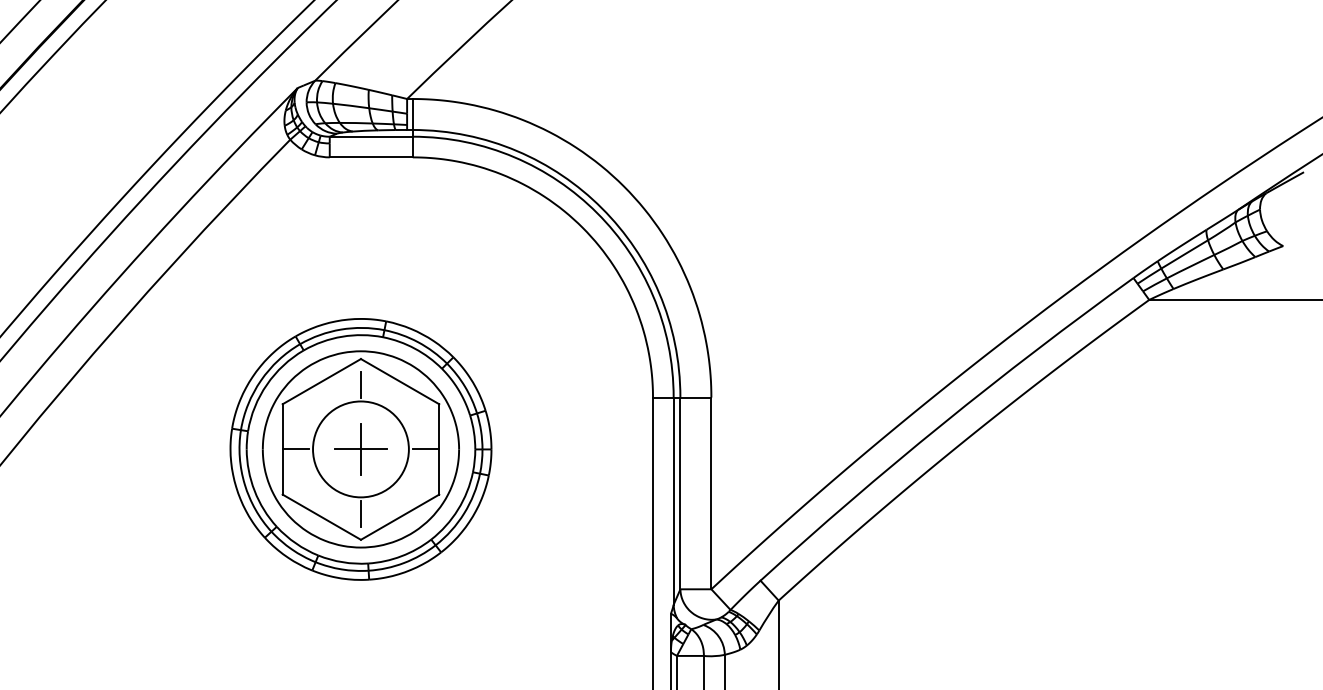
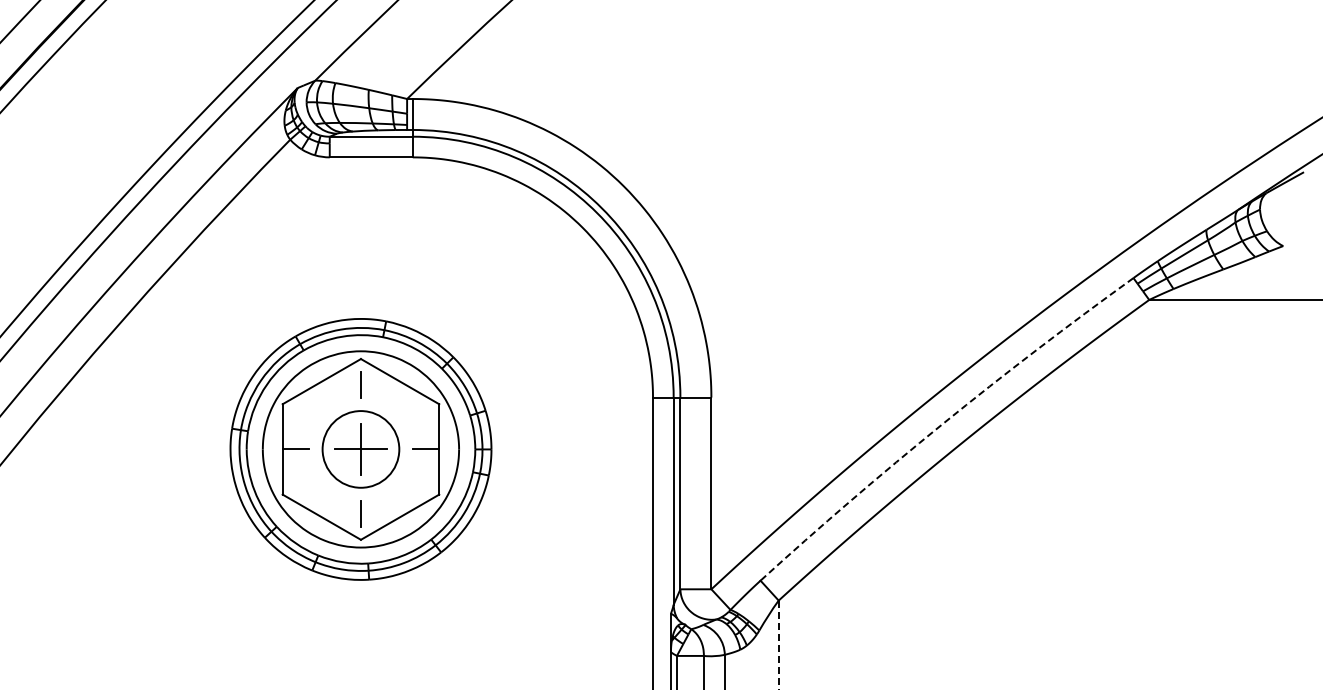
arc: solid -> dashed (942, 424)
circle diameter: 96 px -> 77 px (360, 449)
line: solid -> dashed (778, 645)
